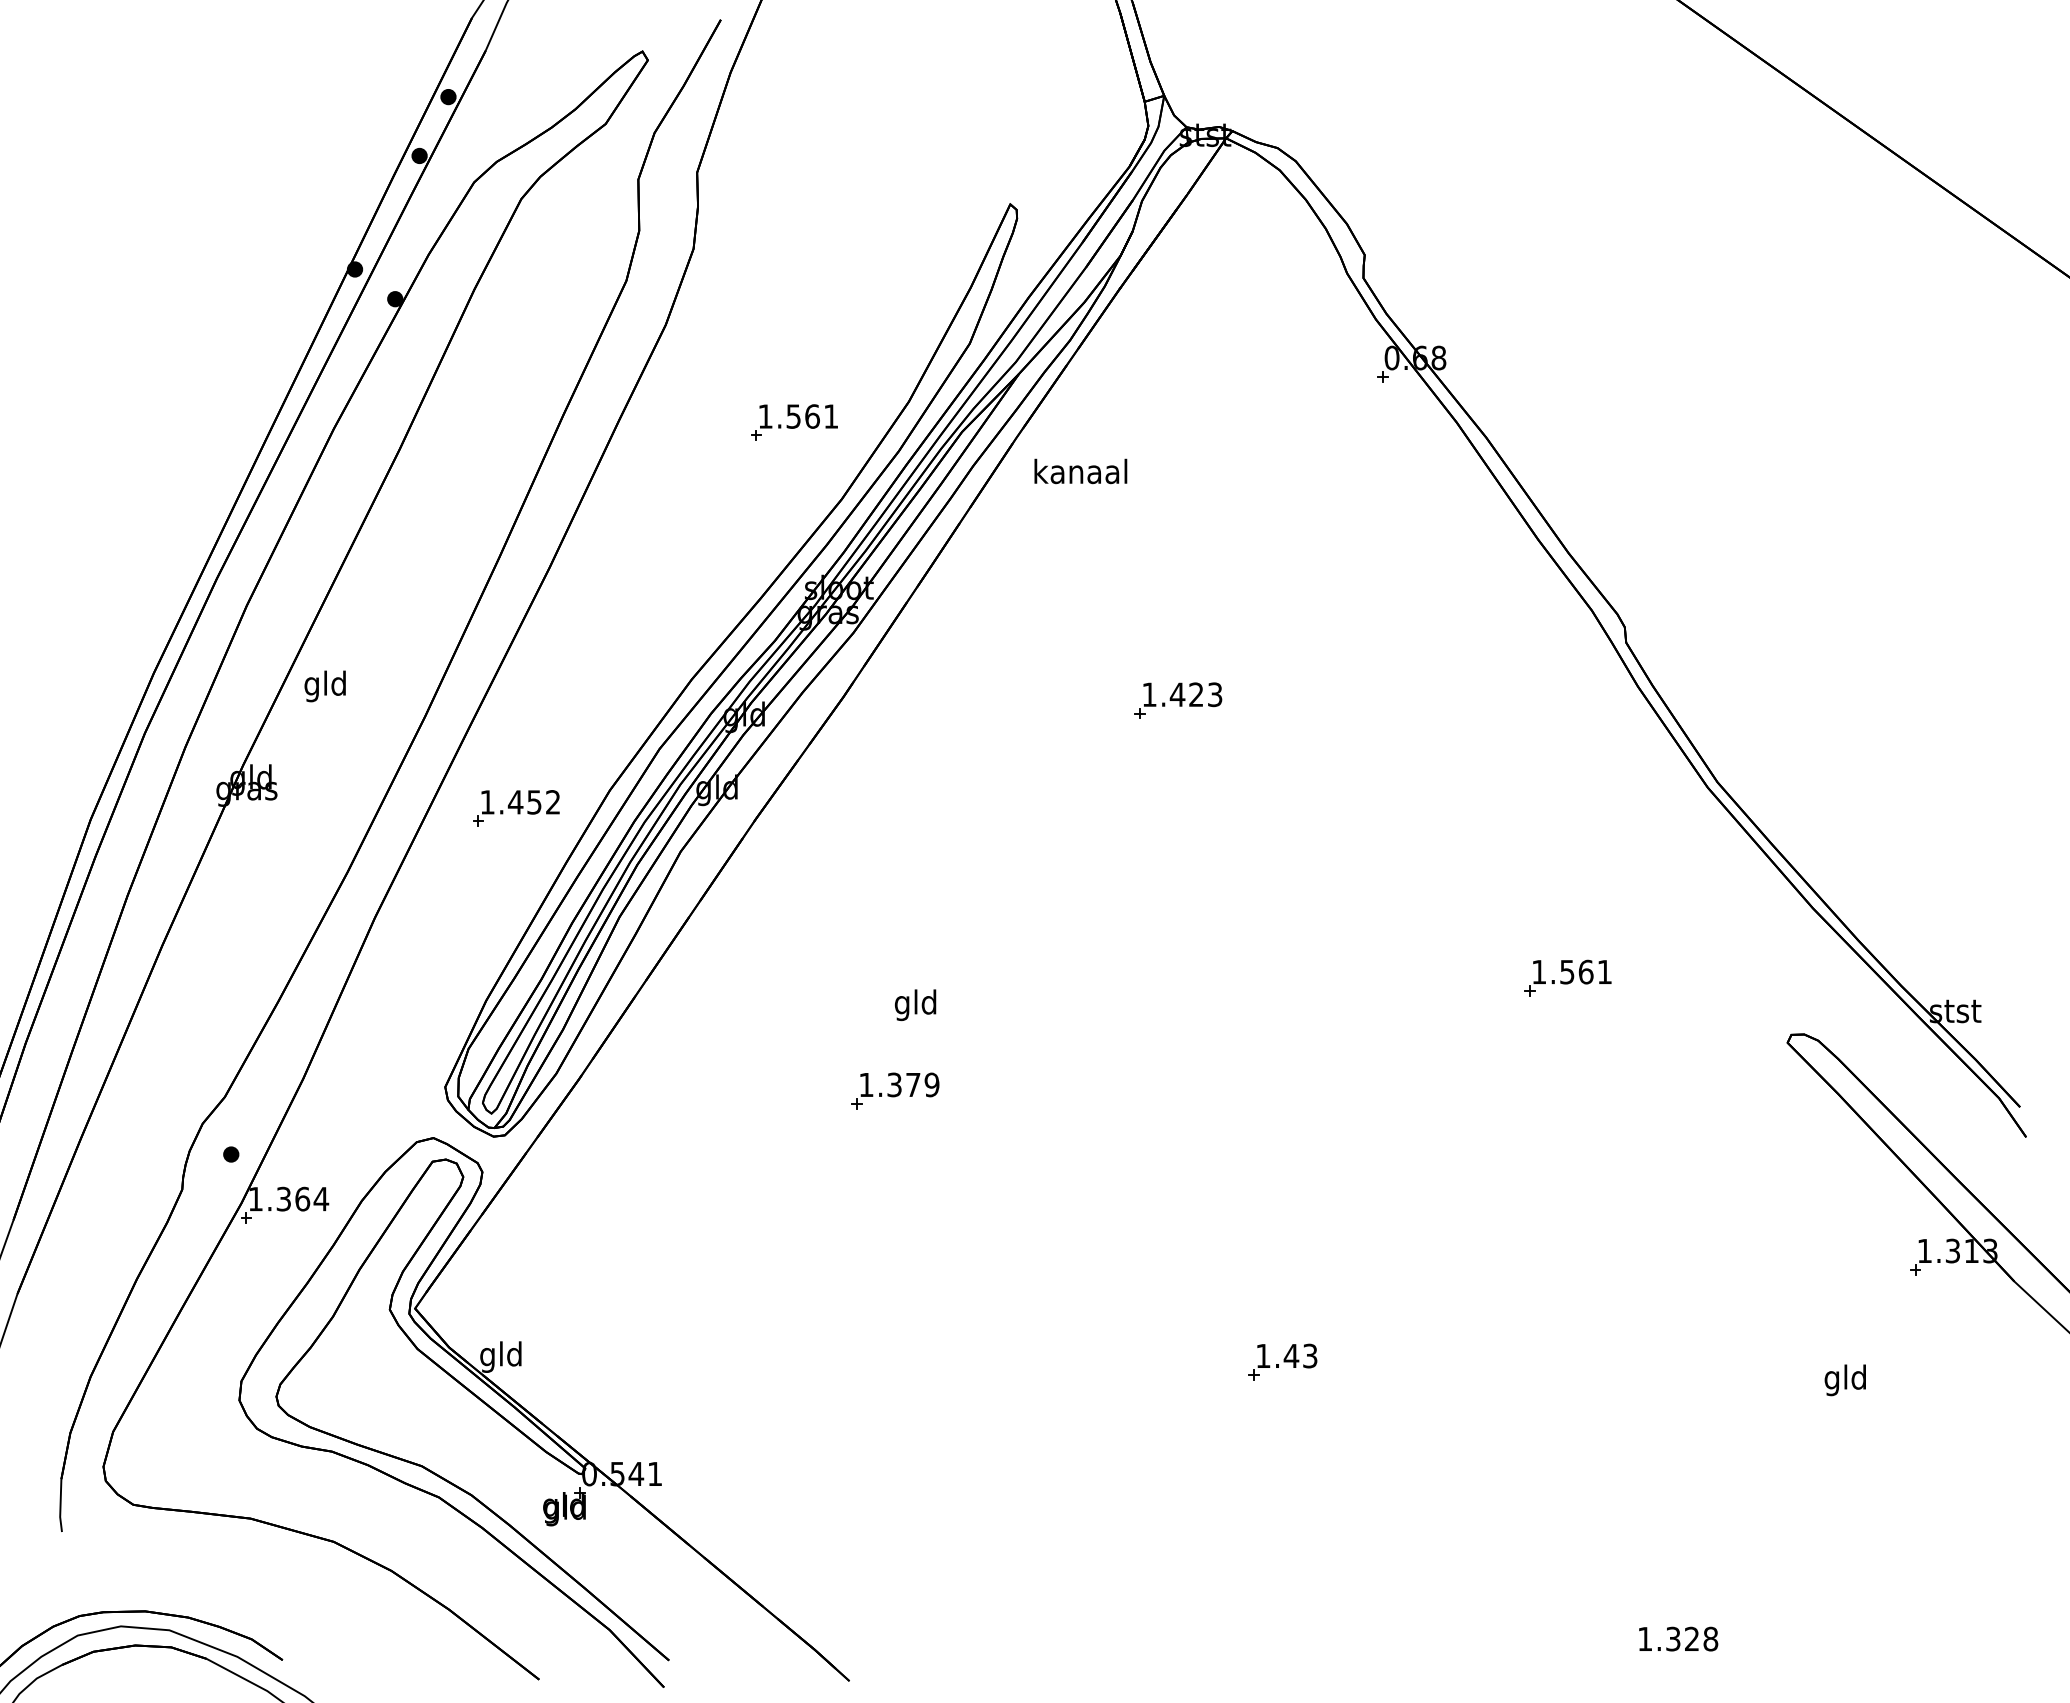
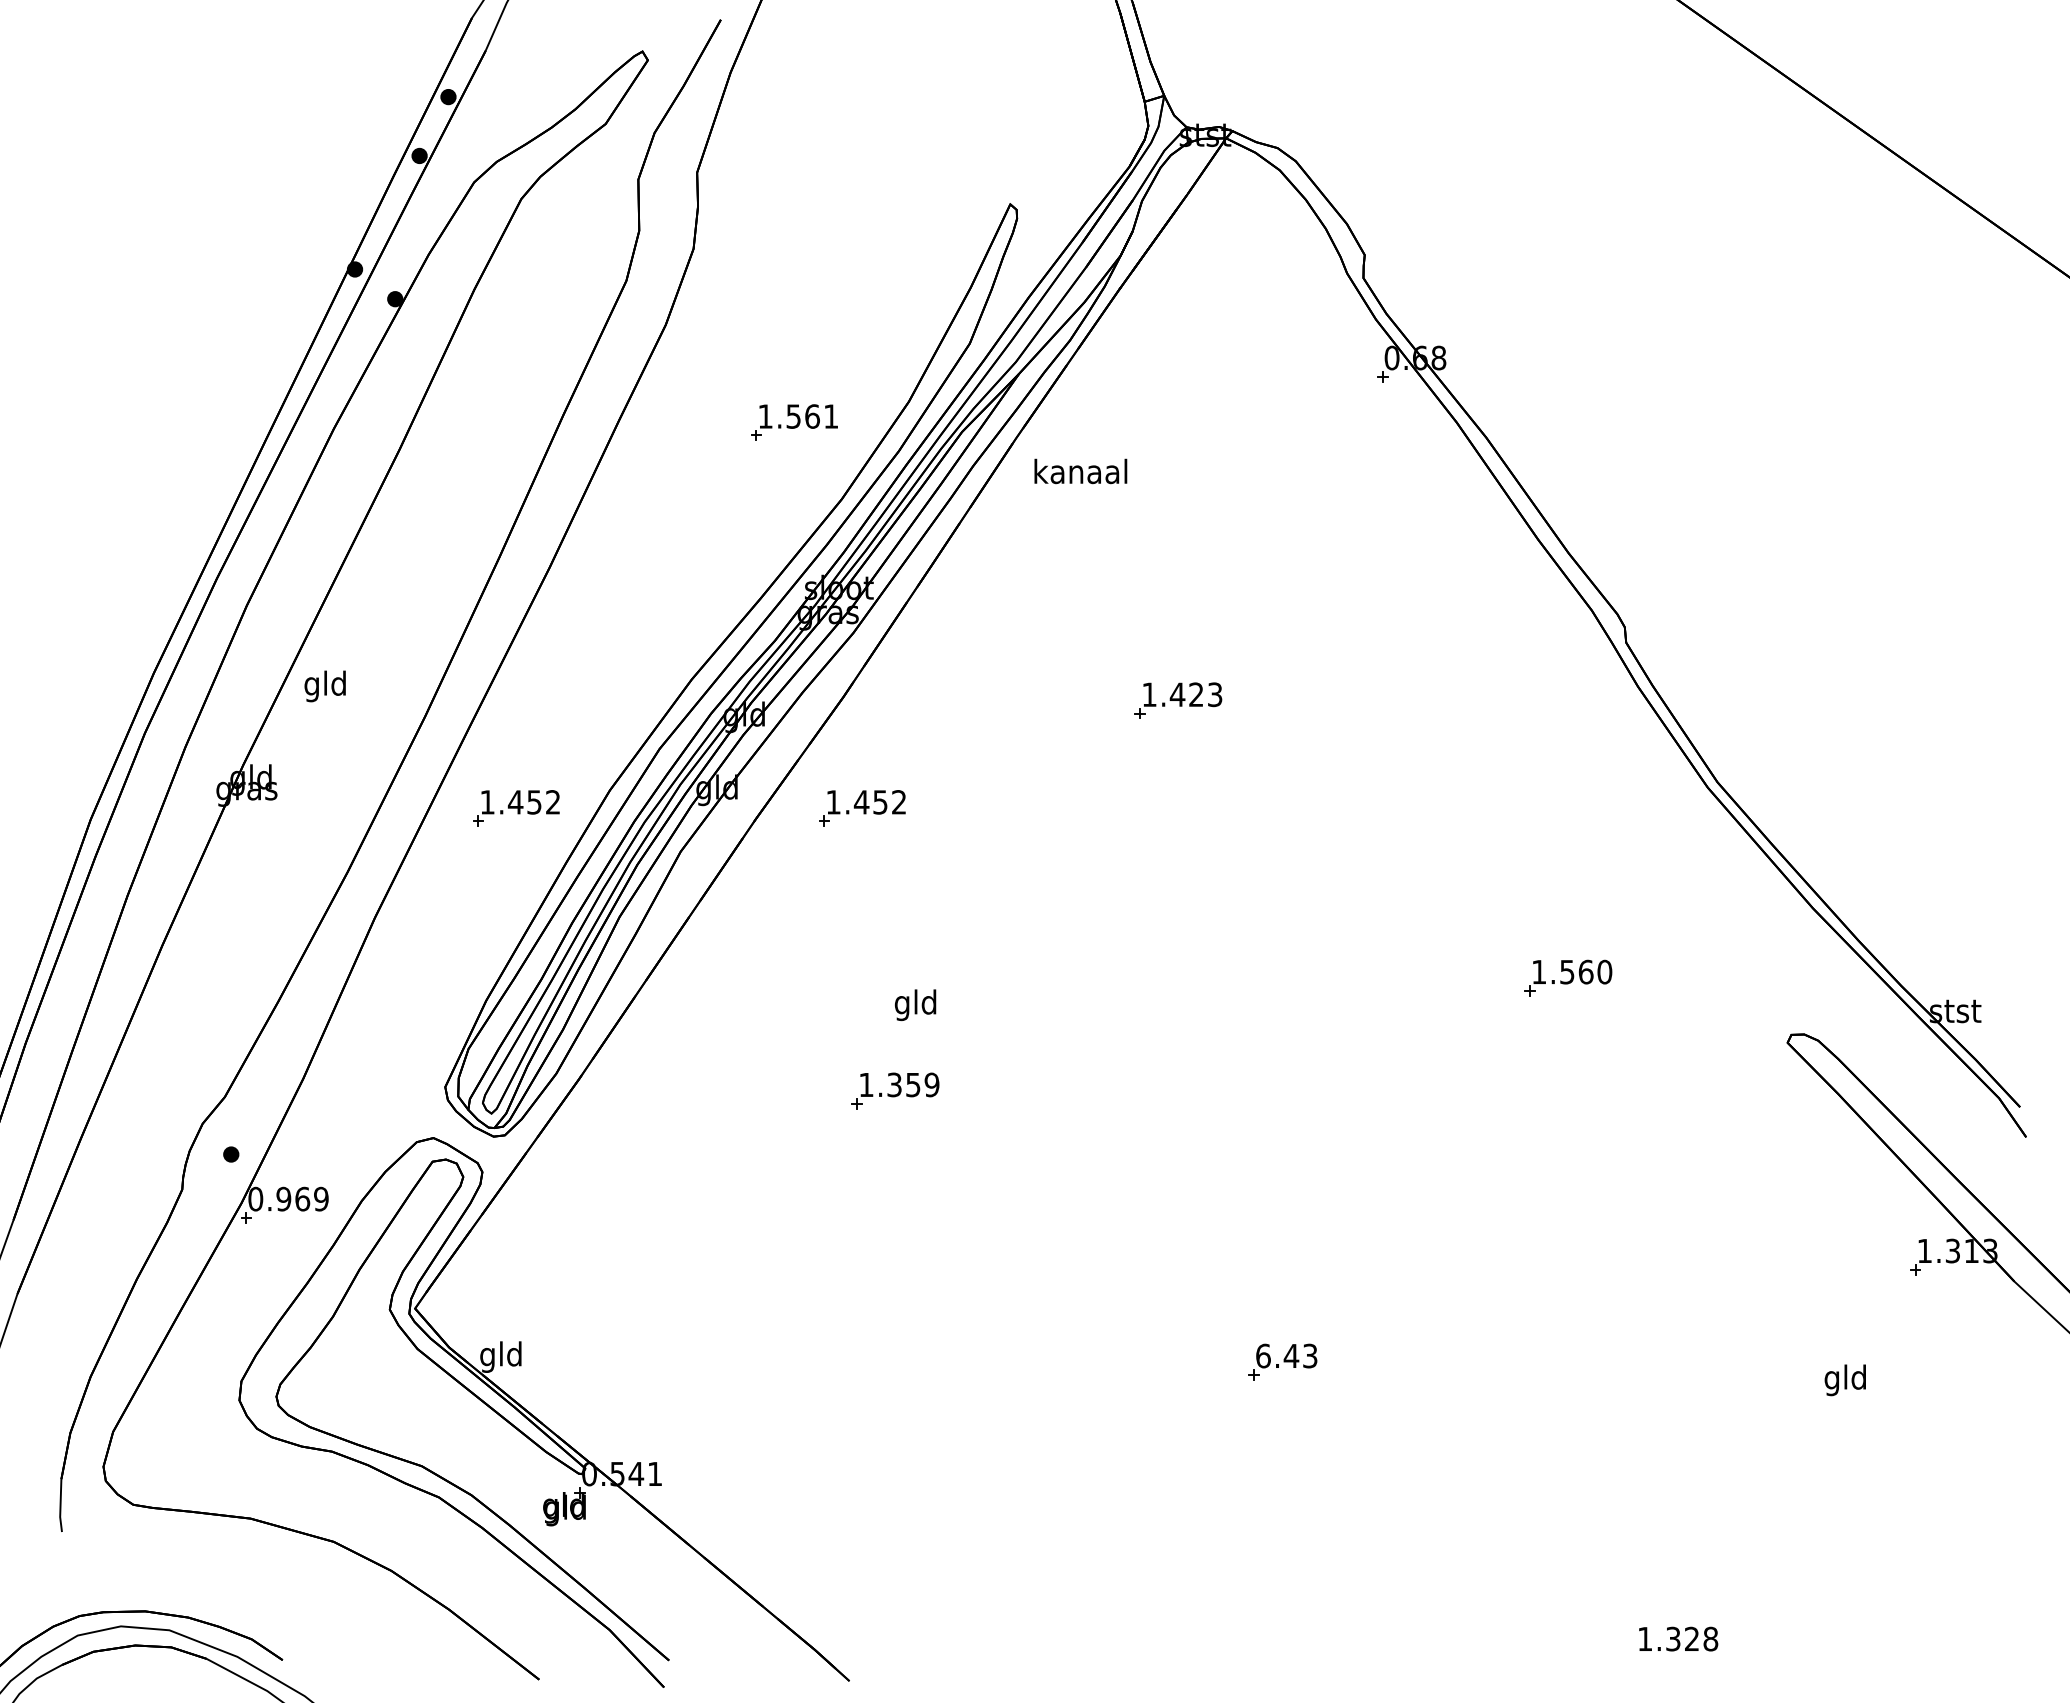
part: none -> present (862, 808)
text: 1.561 -> 1.560 (1604, 971)
text: 1.379 -> 1.359 (913, 1085)
text: 1.364 -> 0.969 (288, 1198)
text: 1.43 -> 6.43 (1263, 1355)
